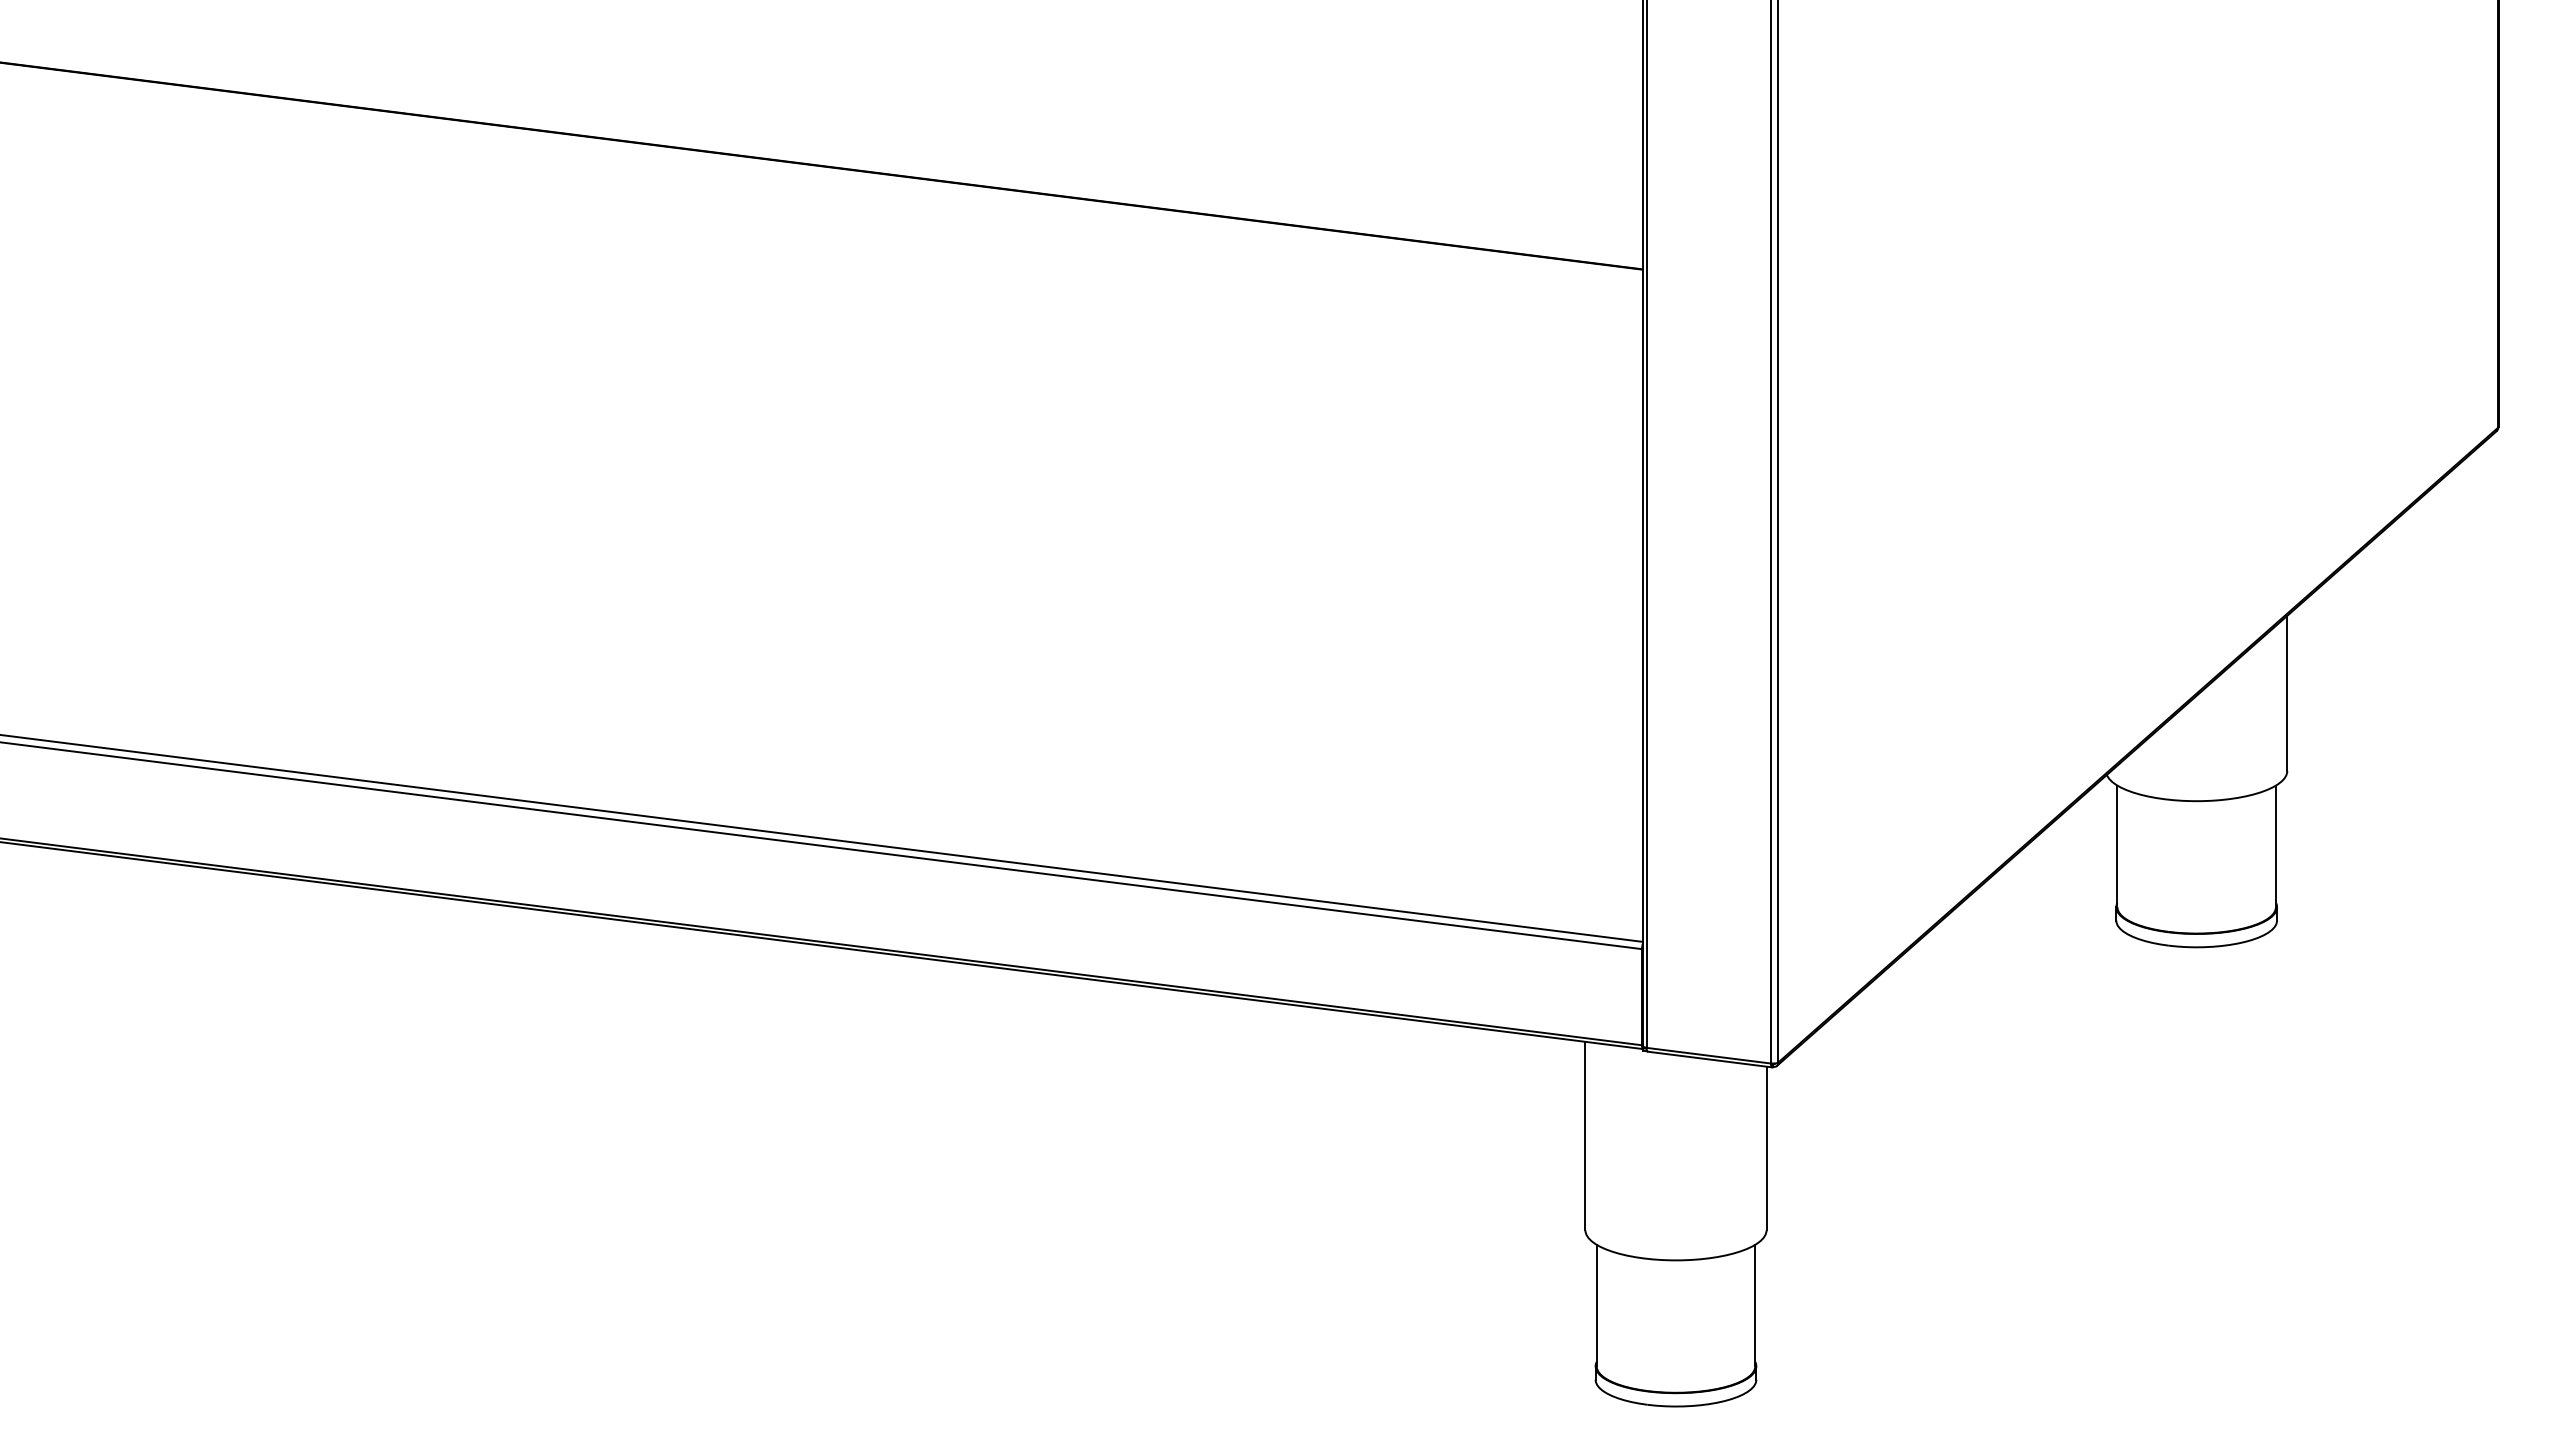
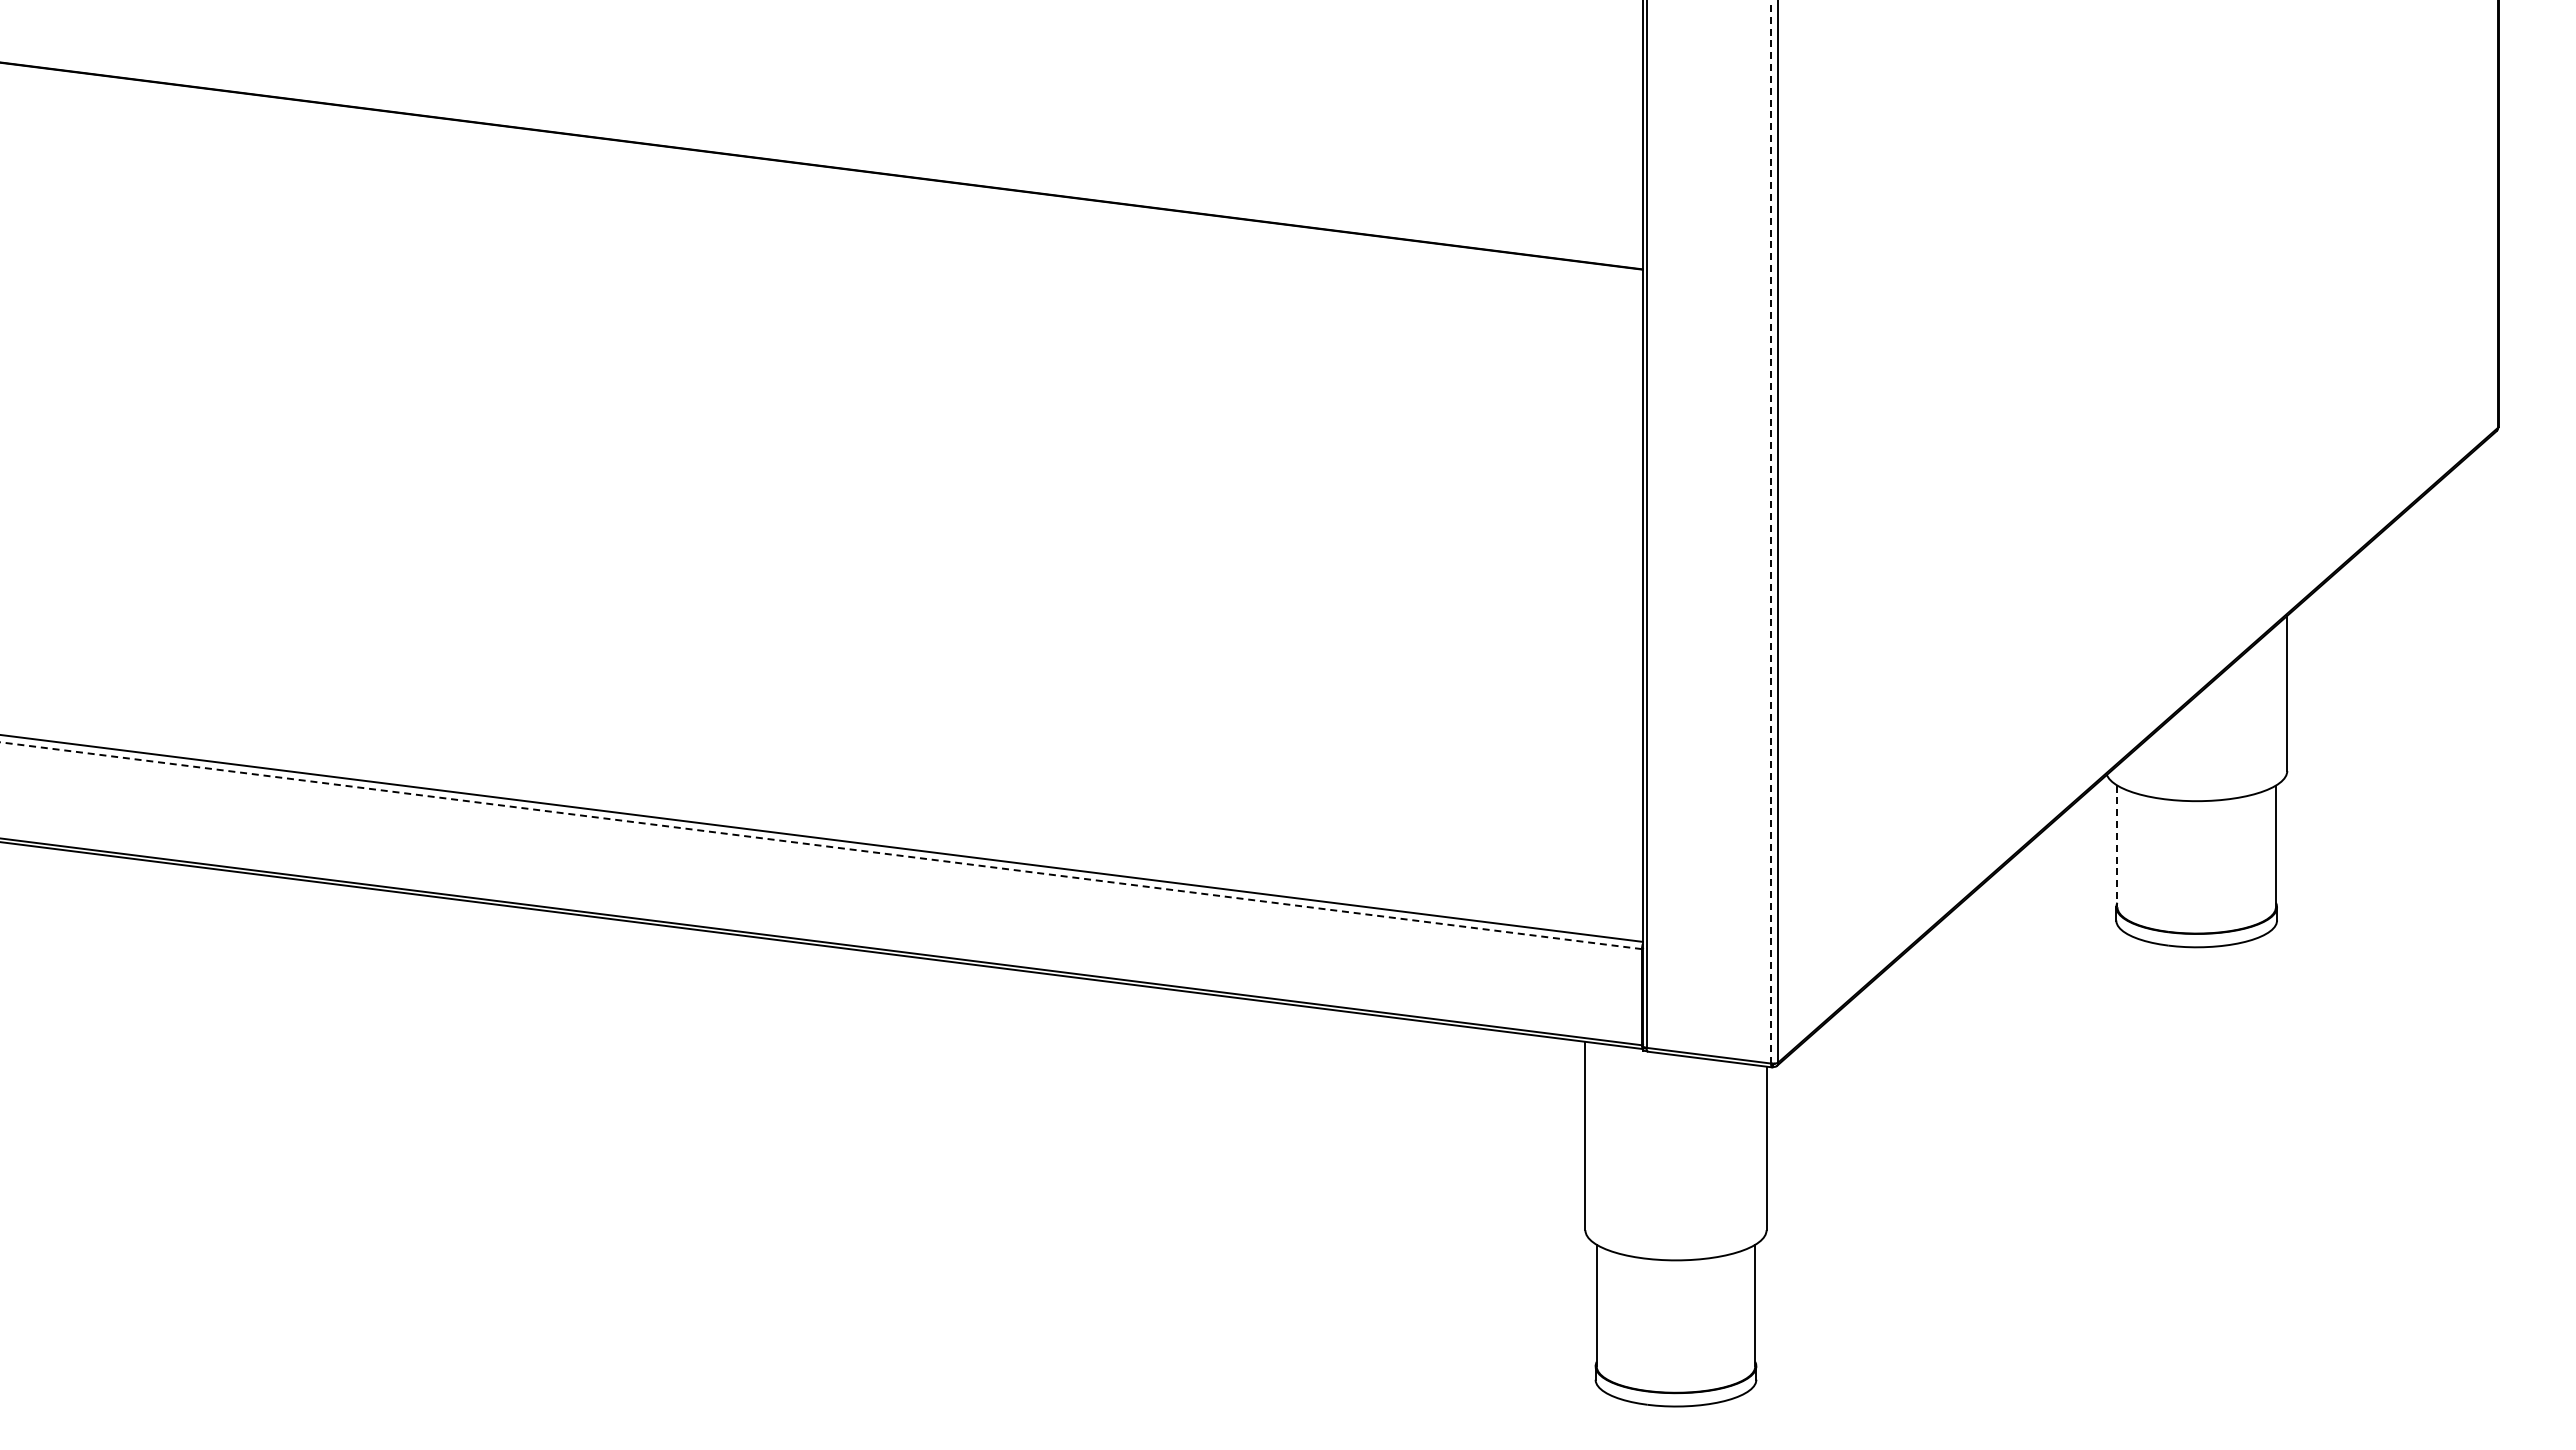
line: solid -> dashed (1771, 531)
line: solid -> dashed (821, 845)
line: solid -> dashed (2117, 846)
